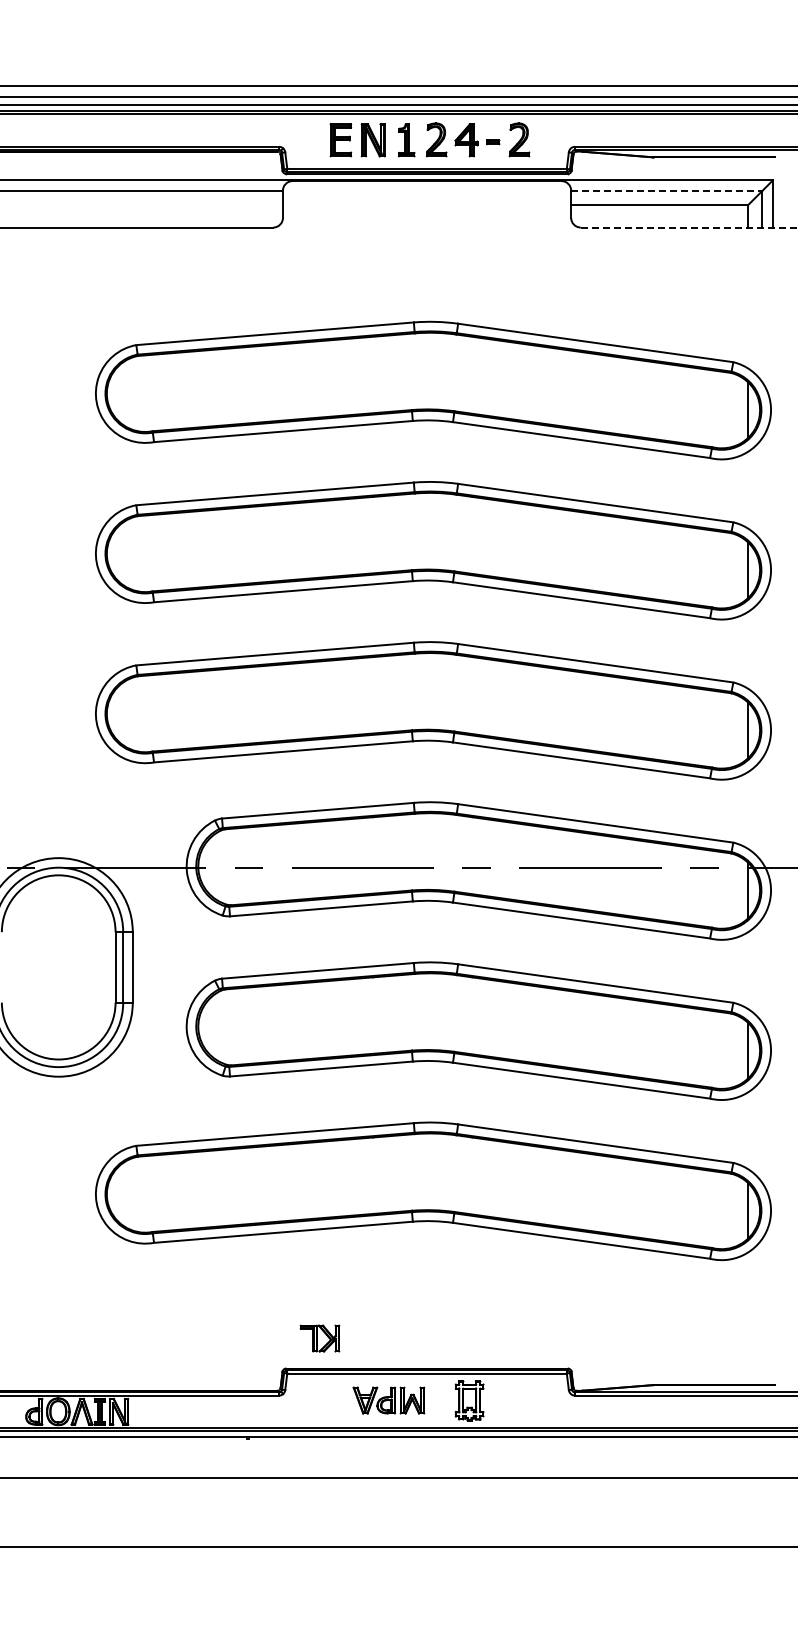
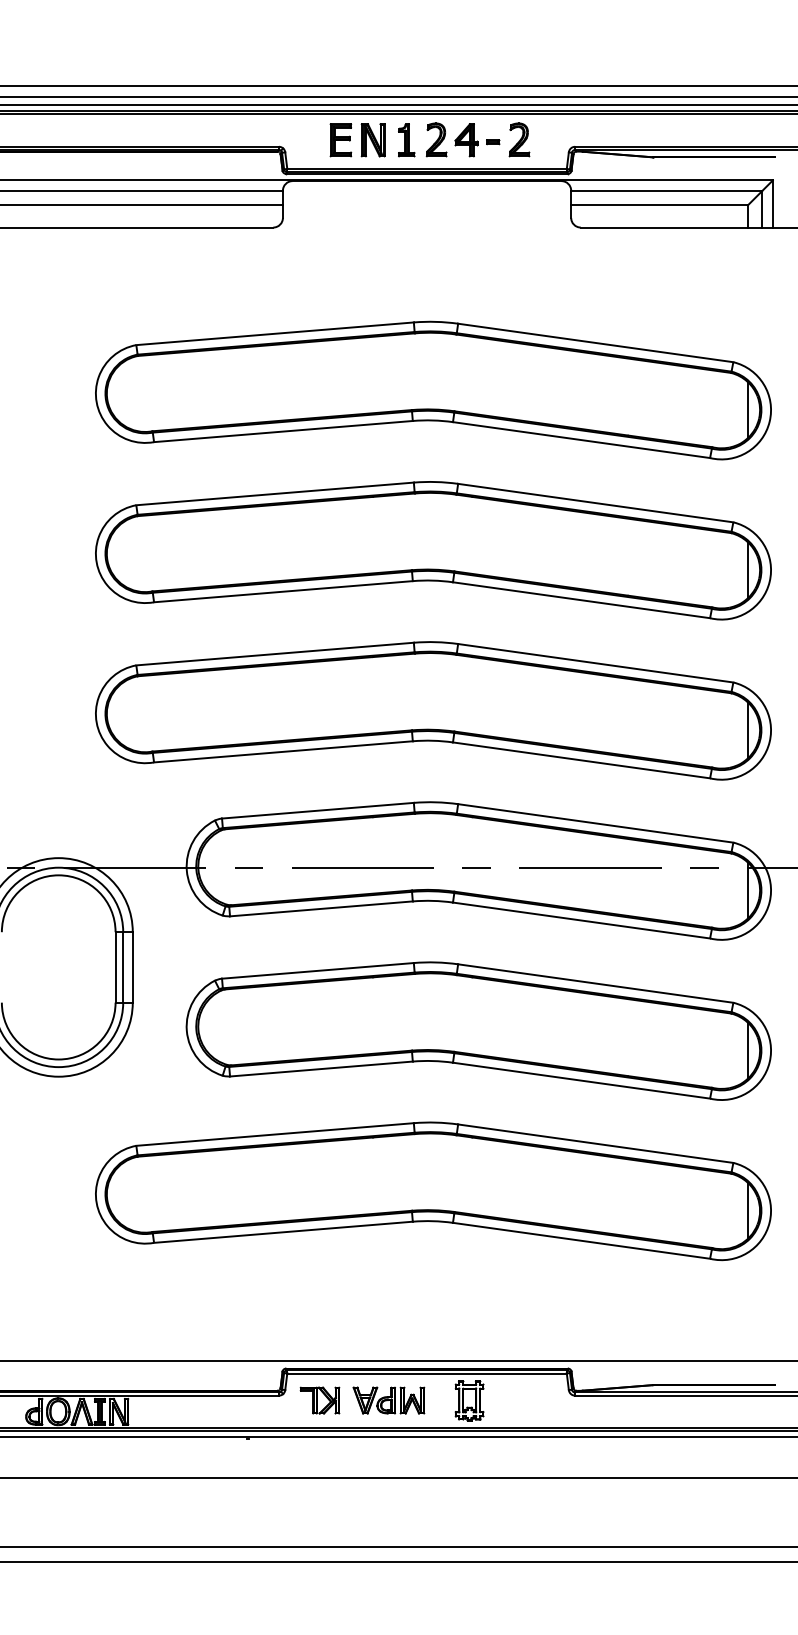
line: dashed -> solid (667, 191)
line: none -> present (142, 205)
line: dashed -> solid (688, 227)
part position: (319, 1338) -> (319, 1400) (319, 1400)
line: none -> present (398, 1361)
line: none -> present (398, 1562)
